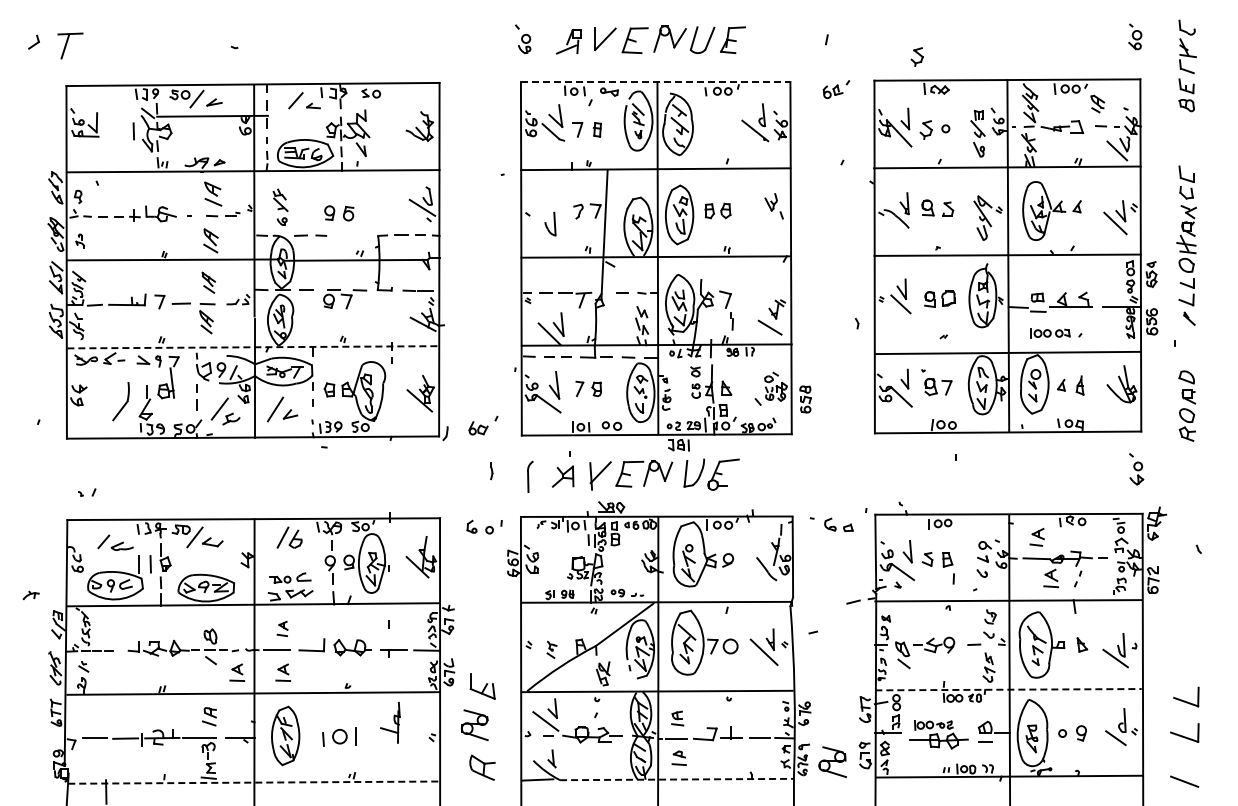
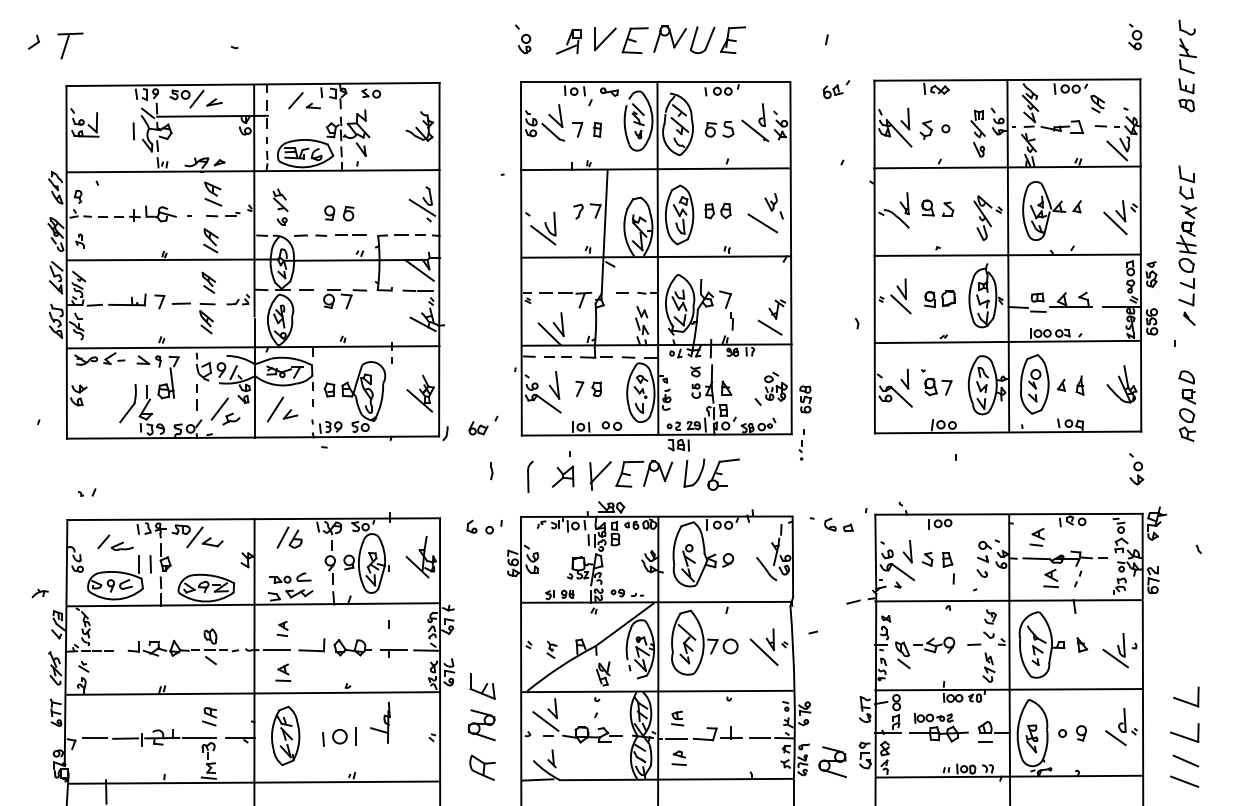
part: present -> none (916, 56)
line: dashed -> solid (655, 82)
part: none -> present (719, 129)
line: none -> present (762, 223)
line: none -> present (352, 234)
line: none -> present (543, 235)
line: none -> present (419, 270)
line: dashed -> solid (253, 347)
line position: (1007, 352) -> (1007, 341) (1007, 341)
part position: (120, 401) -> (127, 403) (127, 403)
part: none -> present (801, 444)
part position: (30, 595) -> (39, 593) (39, 593)
part: present -> none (237, 672)
line: dashed -> solid (1009, 689)
part position: (390, 722) -> (380, 722) (380, 722)
part position: (474, 725) -> (481, 725) (481, 725)
part position: (938, 734) -> (938, 727) (938, 727)
line: none -> present (1185, 760)
line: dashed -> solid (676, 779)
line: dashed -> solid (253, 782)
